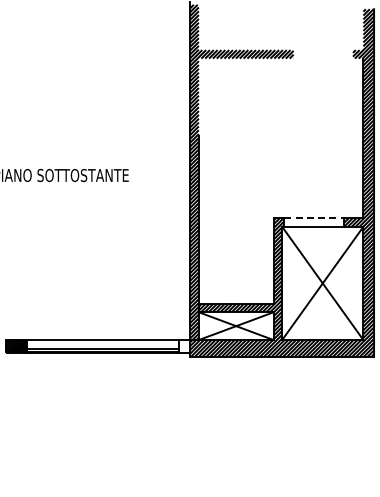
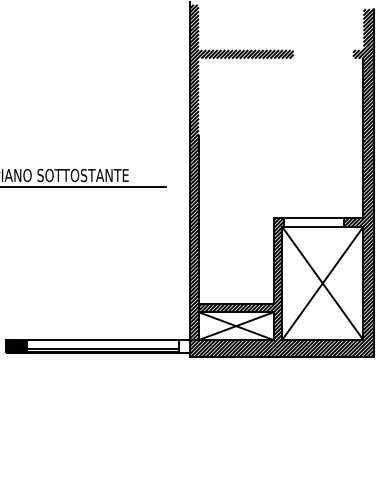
line: none -> present (83, 187)
line: dashed -> solid (314, 218)
